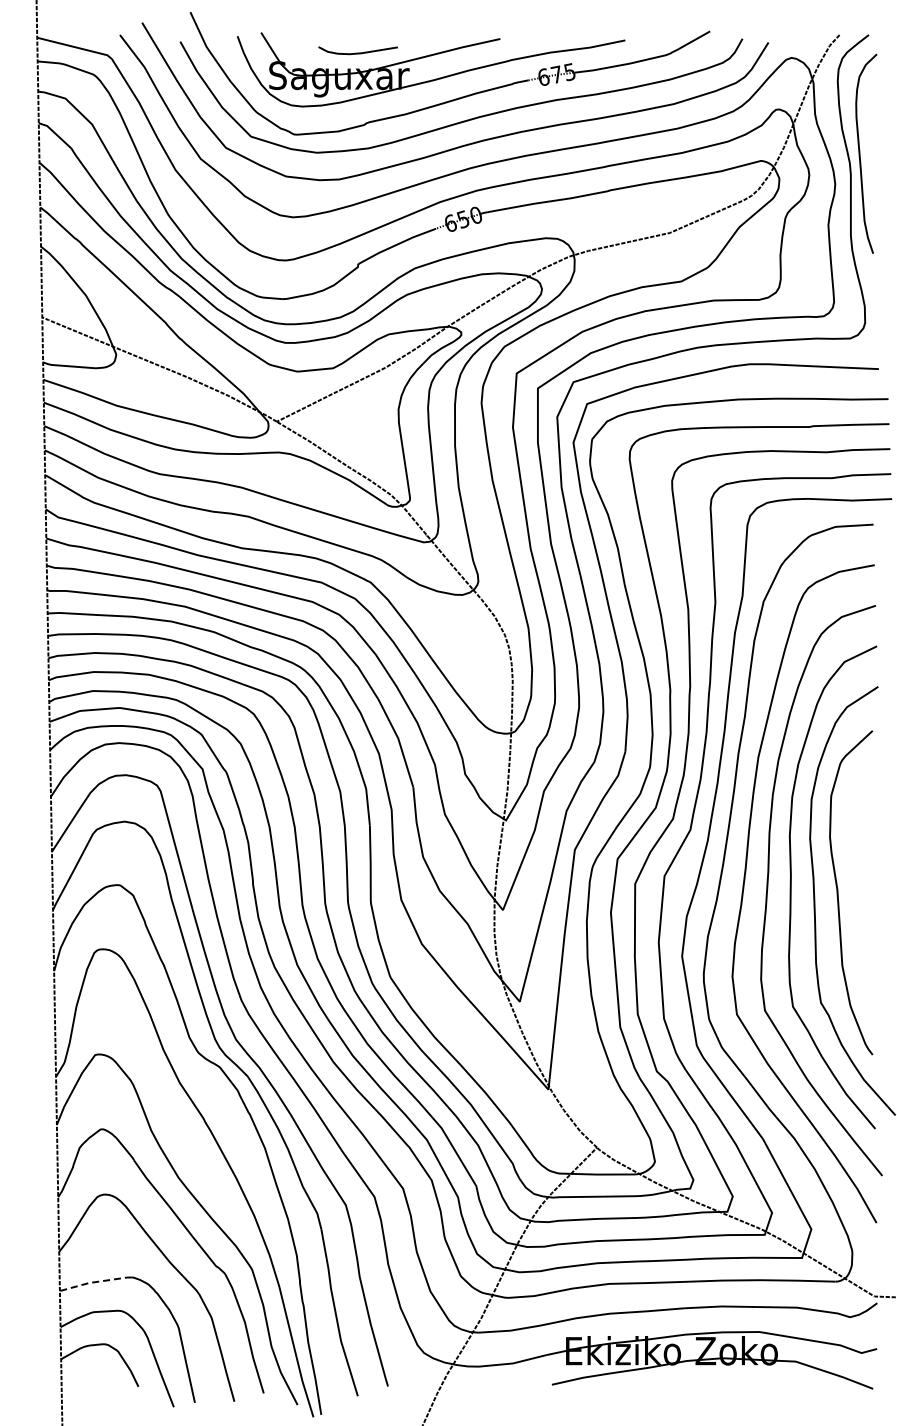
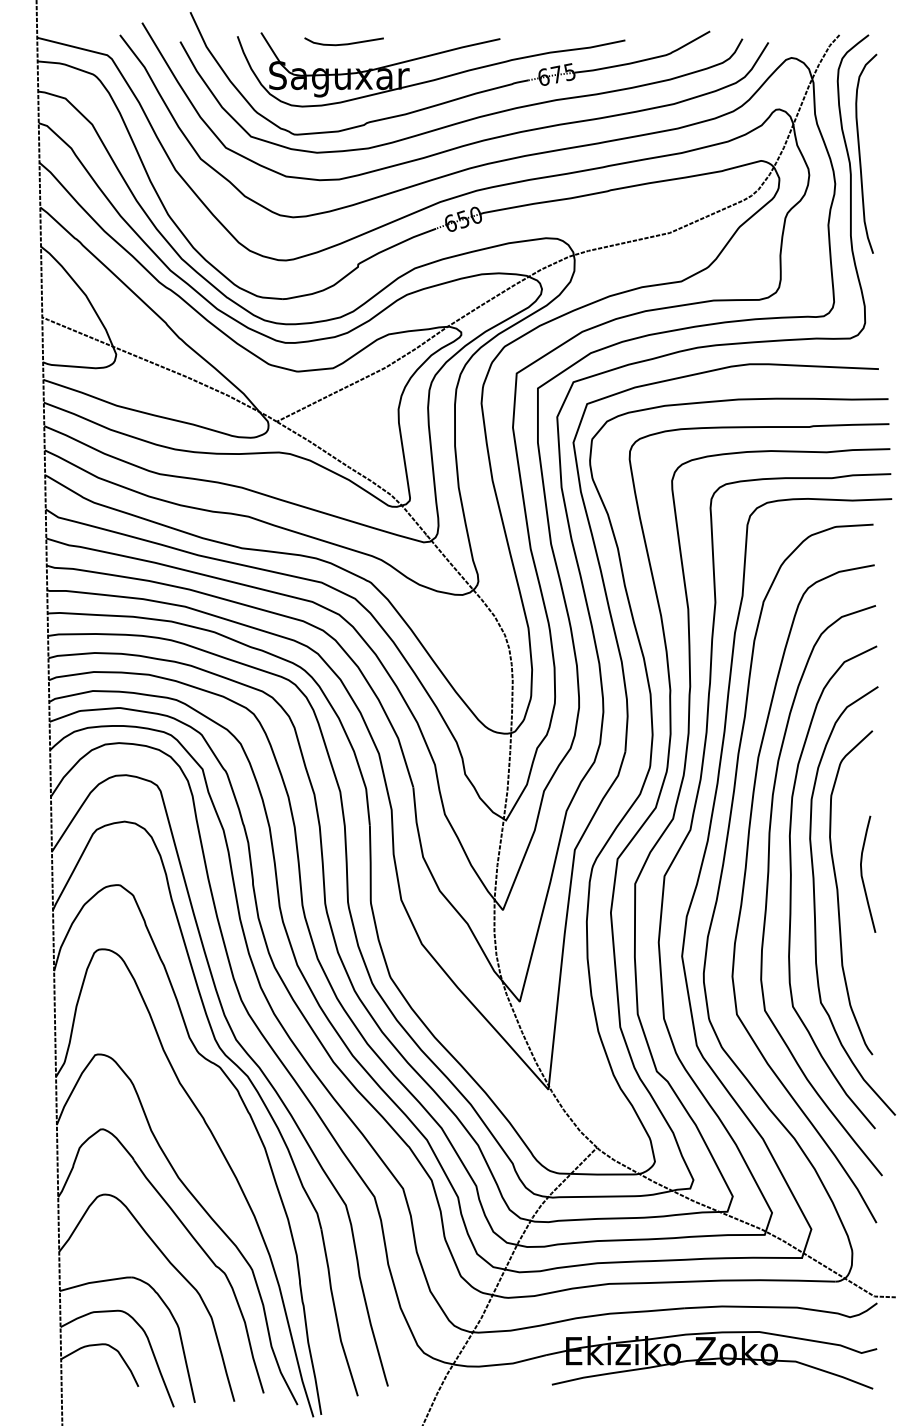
curve position: (357, 52) -> (343, 43) (343, 43)
curve: none -> present (862, 873)
line: dashed -> solid (94, 1282)
